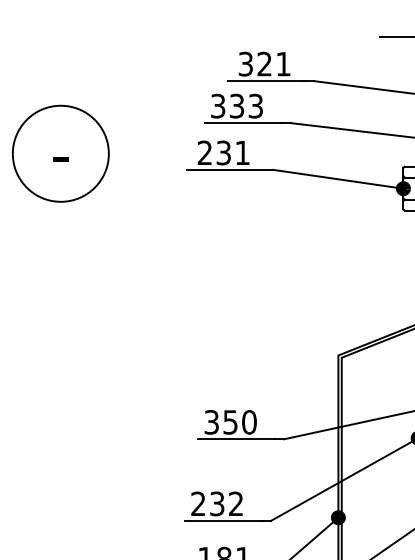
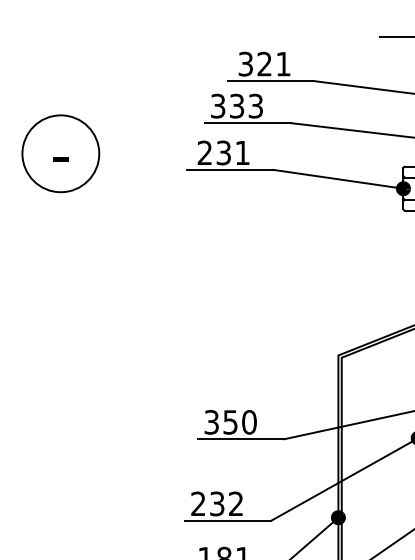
circle diameter: 96 px -> 77 px (60, 153)
